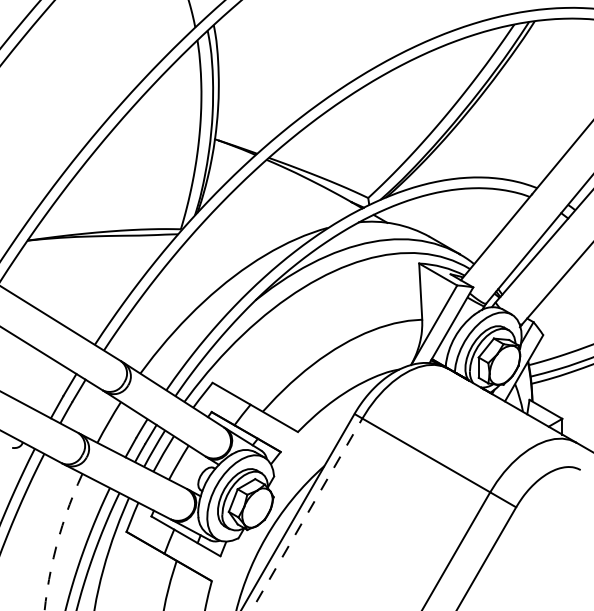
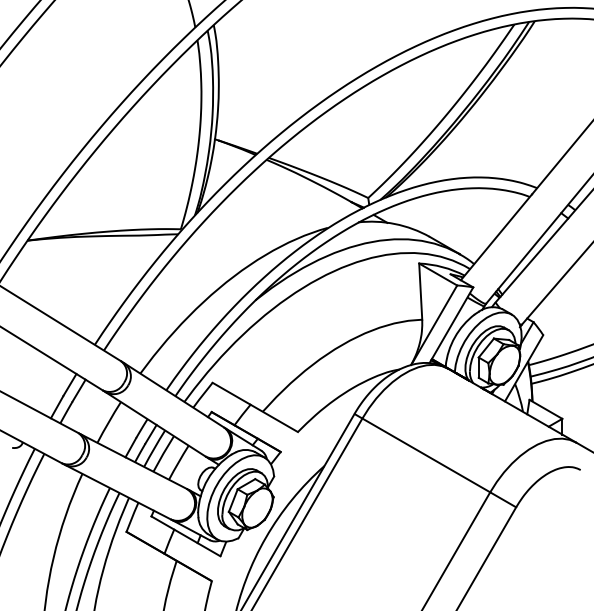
line: dashed -> solid (307, 514)
arc: dashed -> solid (57, 540)
